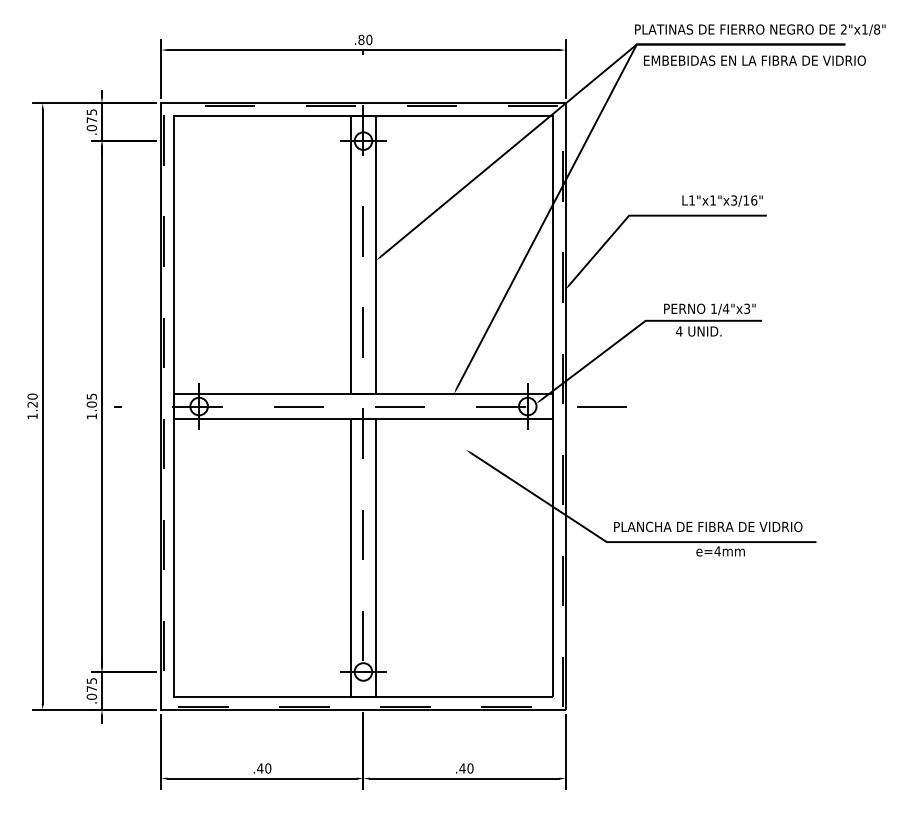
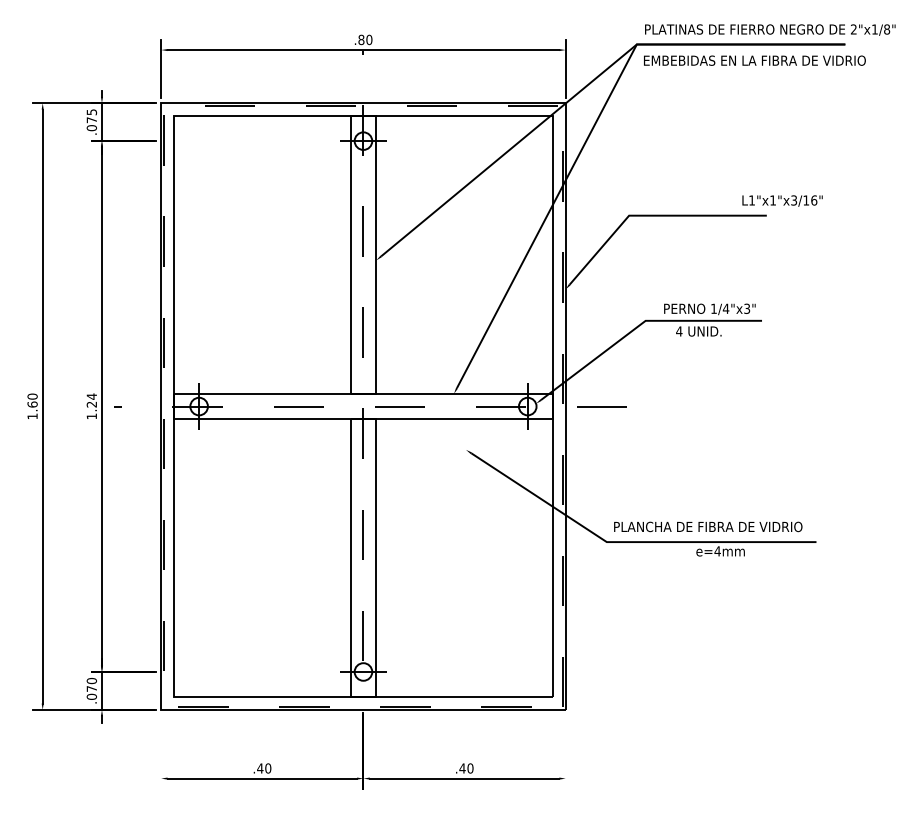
text position: (760, 29) -> (770, 29) (770, 29)
text position: (722, 200) -> (782, 200) (782, 200)
text: 1.05 -> 1.24 (91, 400)
text: 1.20 -> 1.60 (32, 404)
text: .075 -> .070 (91, 681)
line: present -> none (161, 751)
line: present -> none (565, 751)
